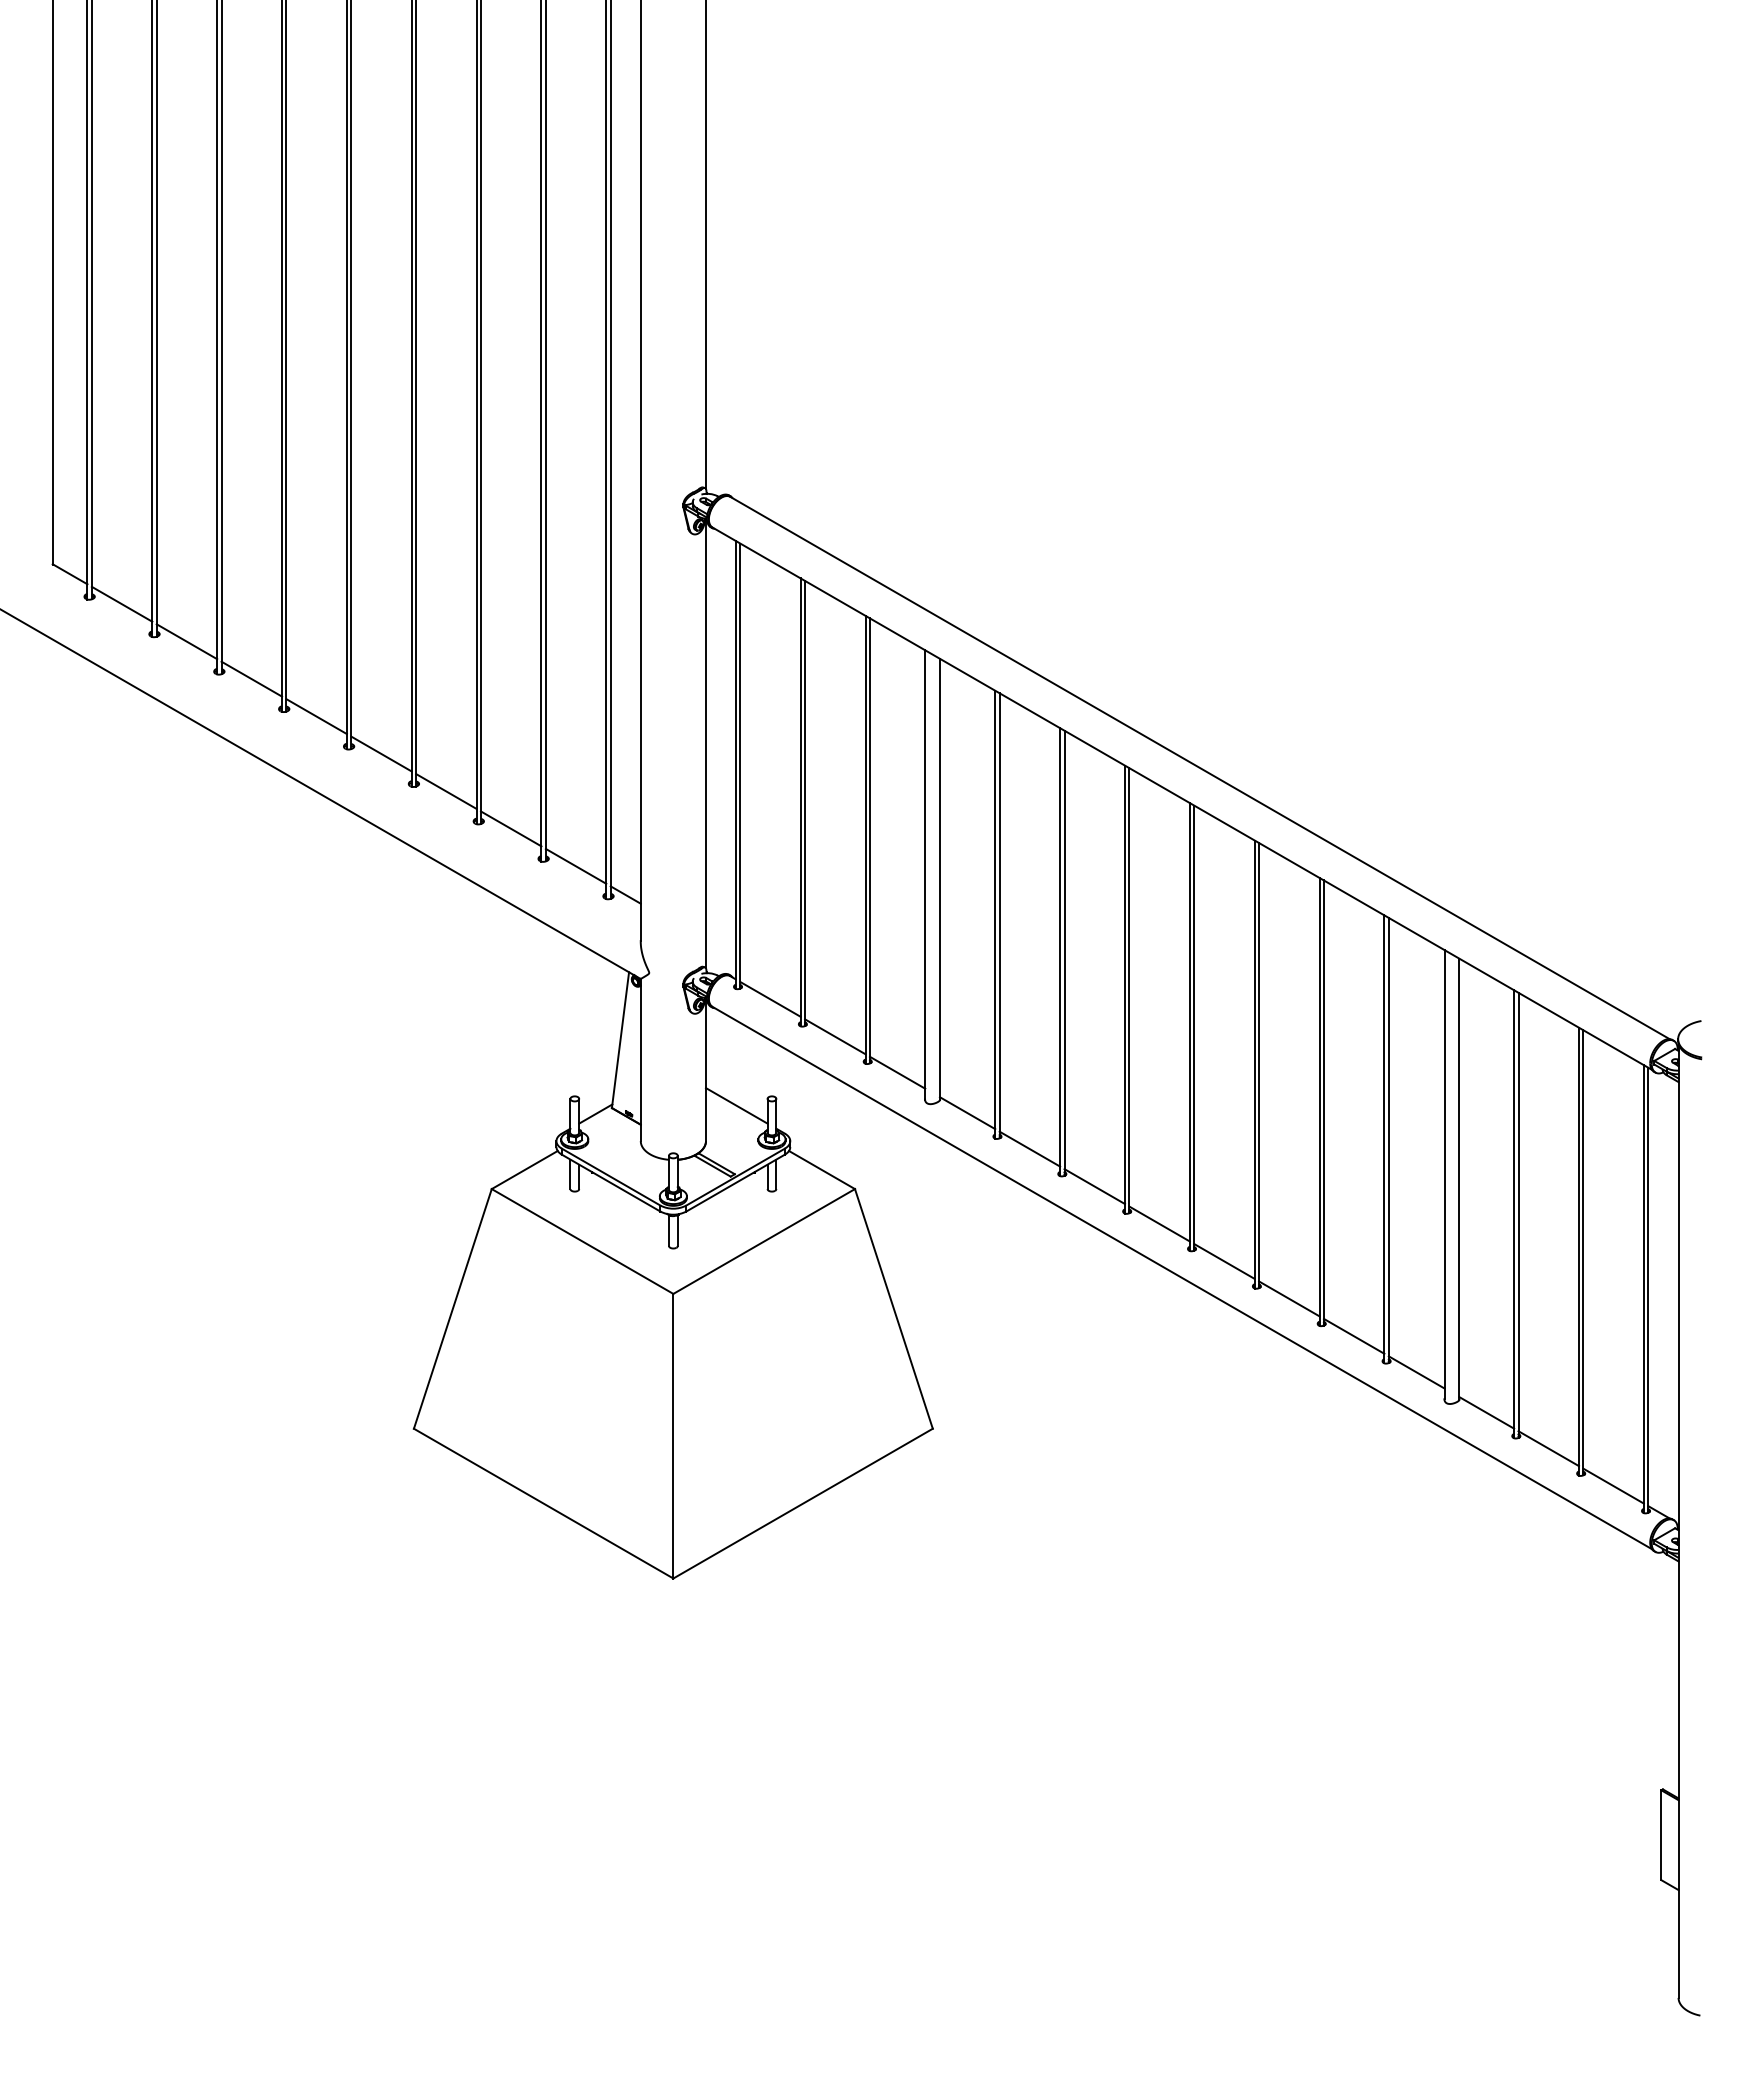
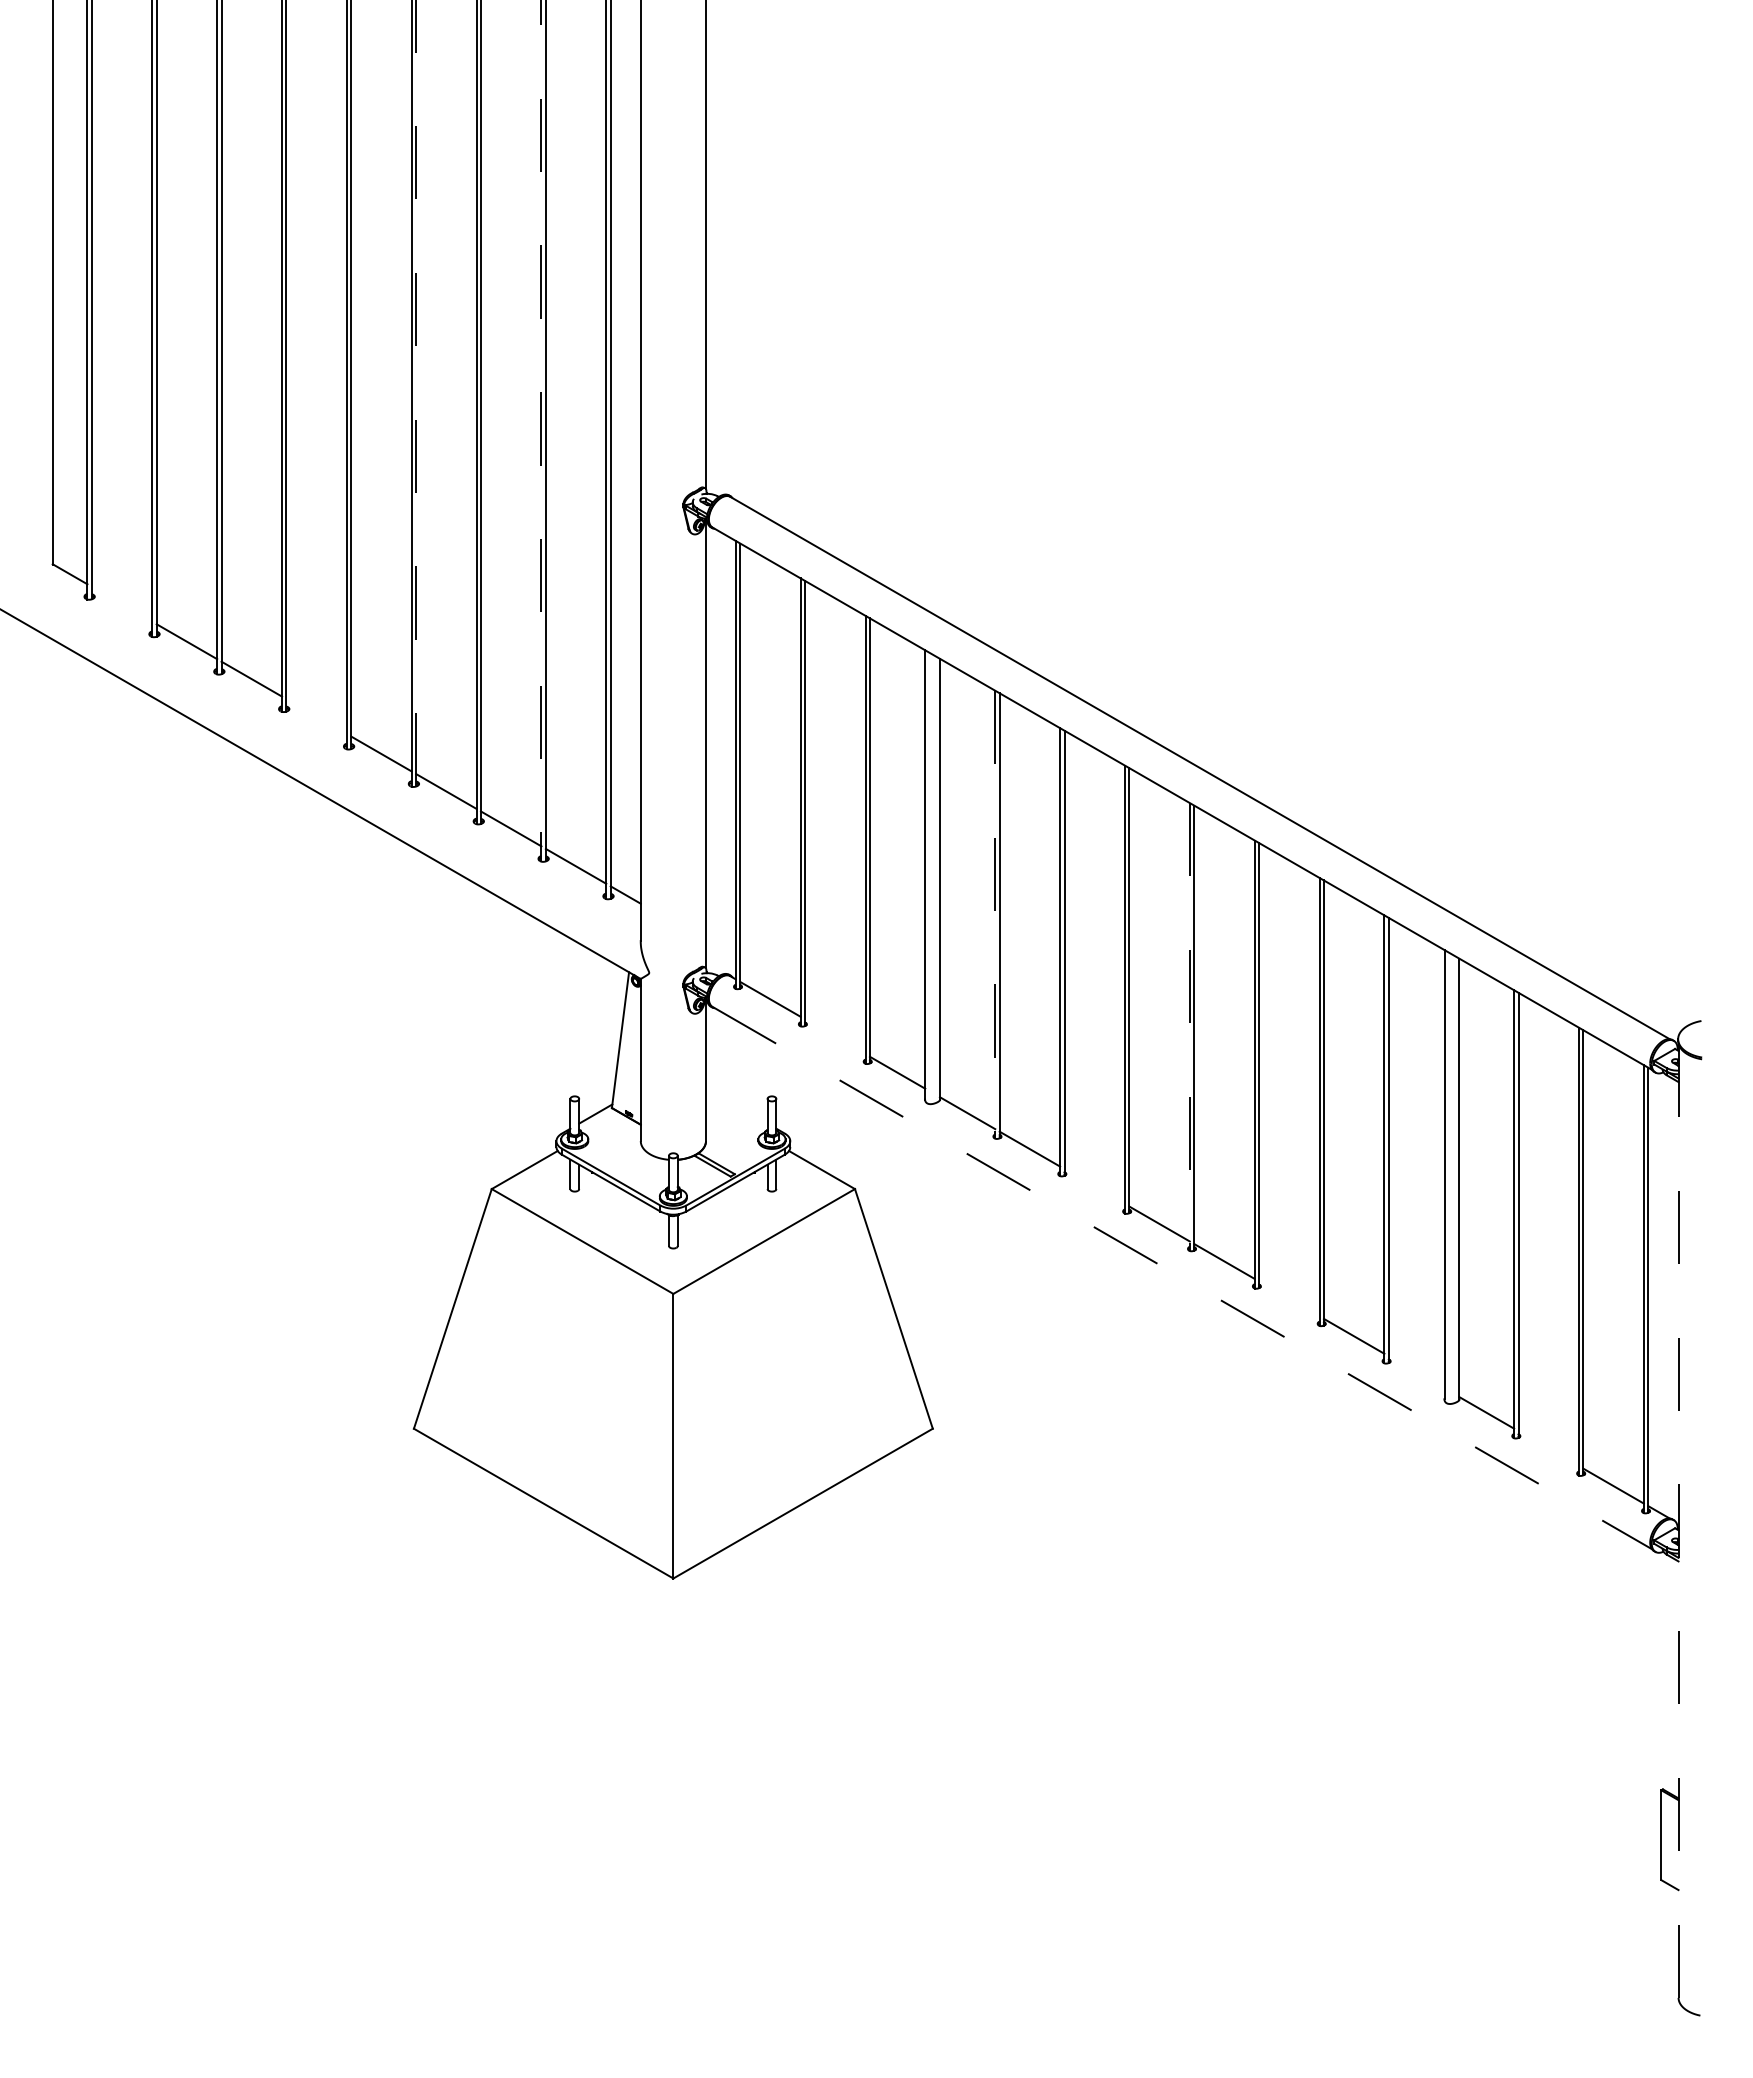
line: solid -> dashed (416, 393)
line: solid -> dashed (541, 431)
line: present -> none (121, 603)
line: present -> none (316, 716)
line: solid -> dashed (995, 915)
line: solid -> dashed (1189, 1027)
line: present -> none (835, 1036)
line: present -> none (736, 1105)
line: present -> none (1094, 1186)
line: solid -> dashed (1182, 1278)
line: present -> none (1289, 1298)
line: present -> none (1416, 1372)
line: present -> none (1548, 1448)
line: solid -> dashed (1678, 1520)
